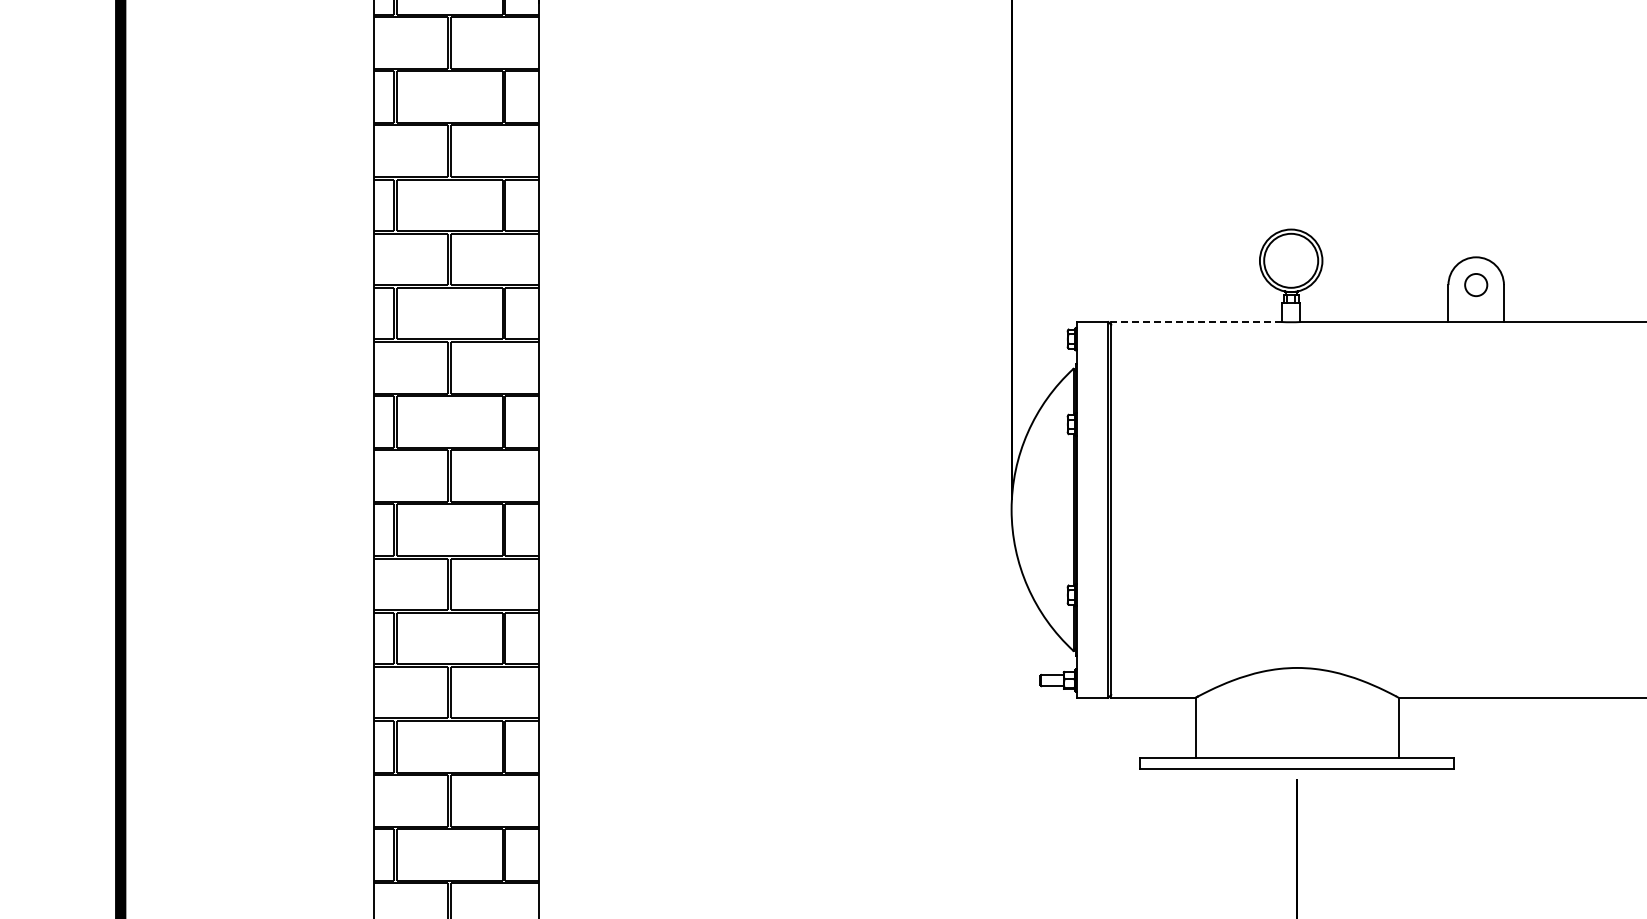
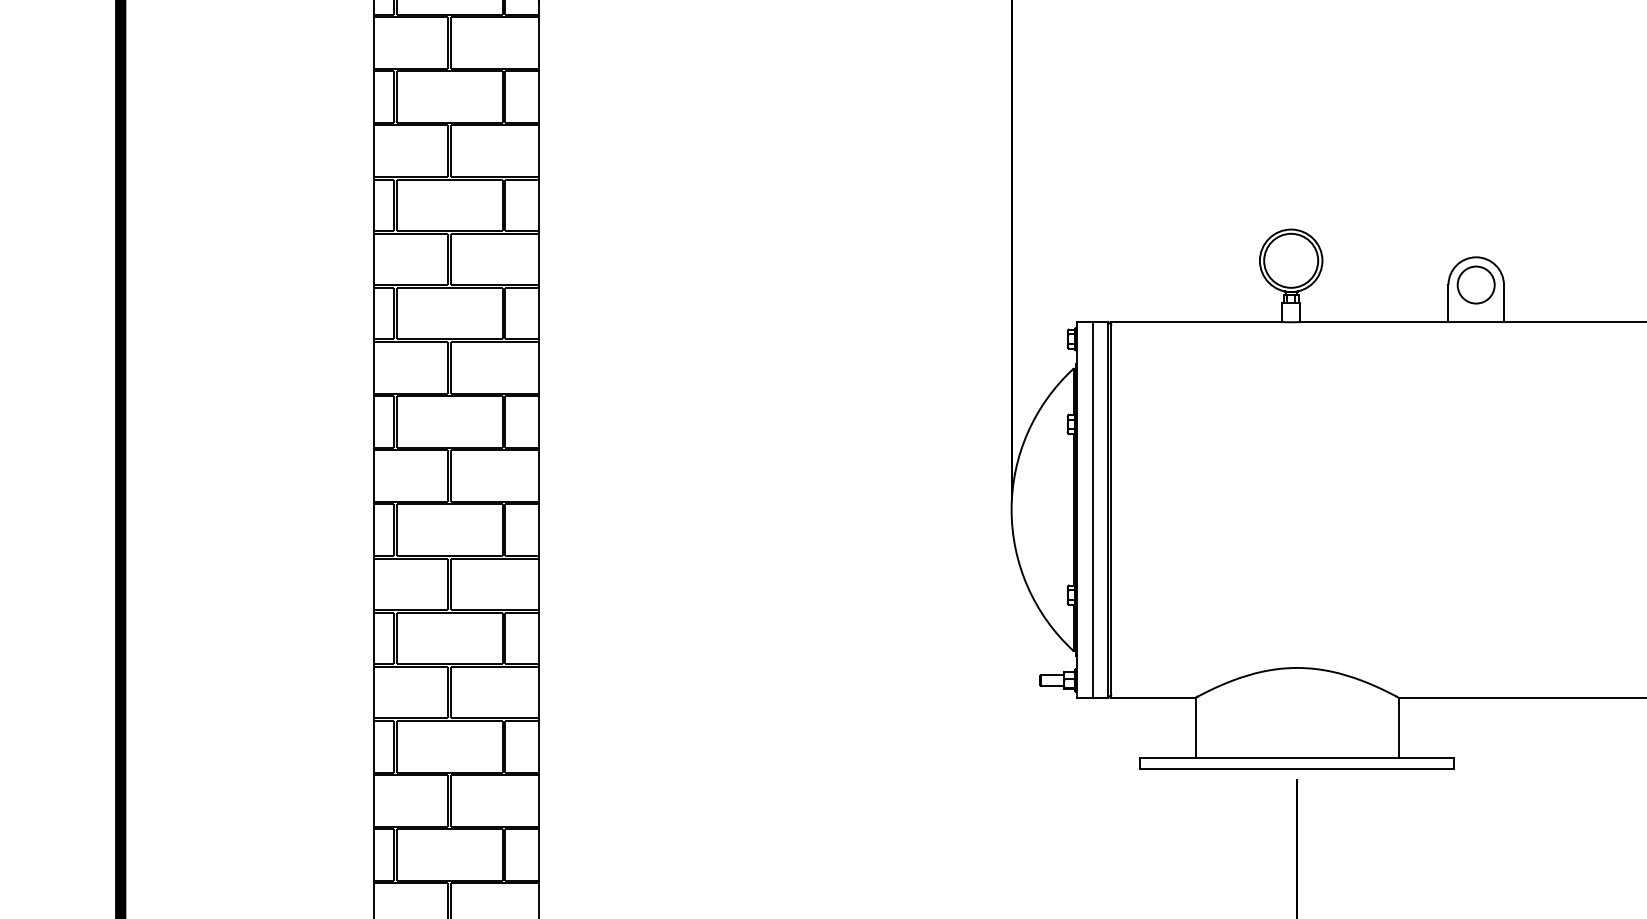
circle diameter: 22 px -> 37 px (1475, 284)
line: dashed -> solid (1196, 322)
line: none -> present (1093, 509)
